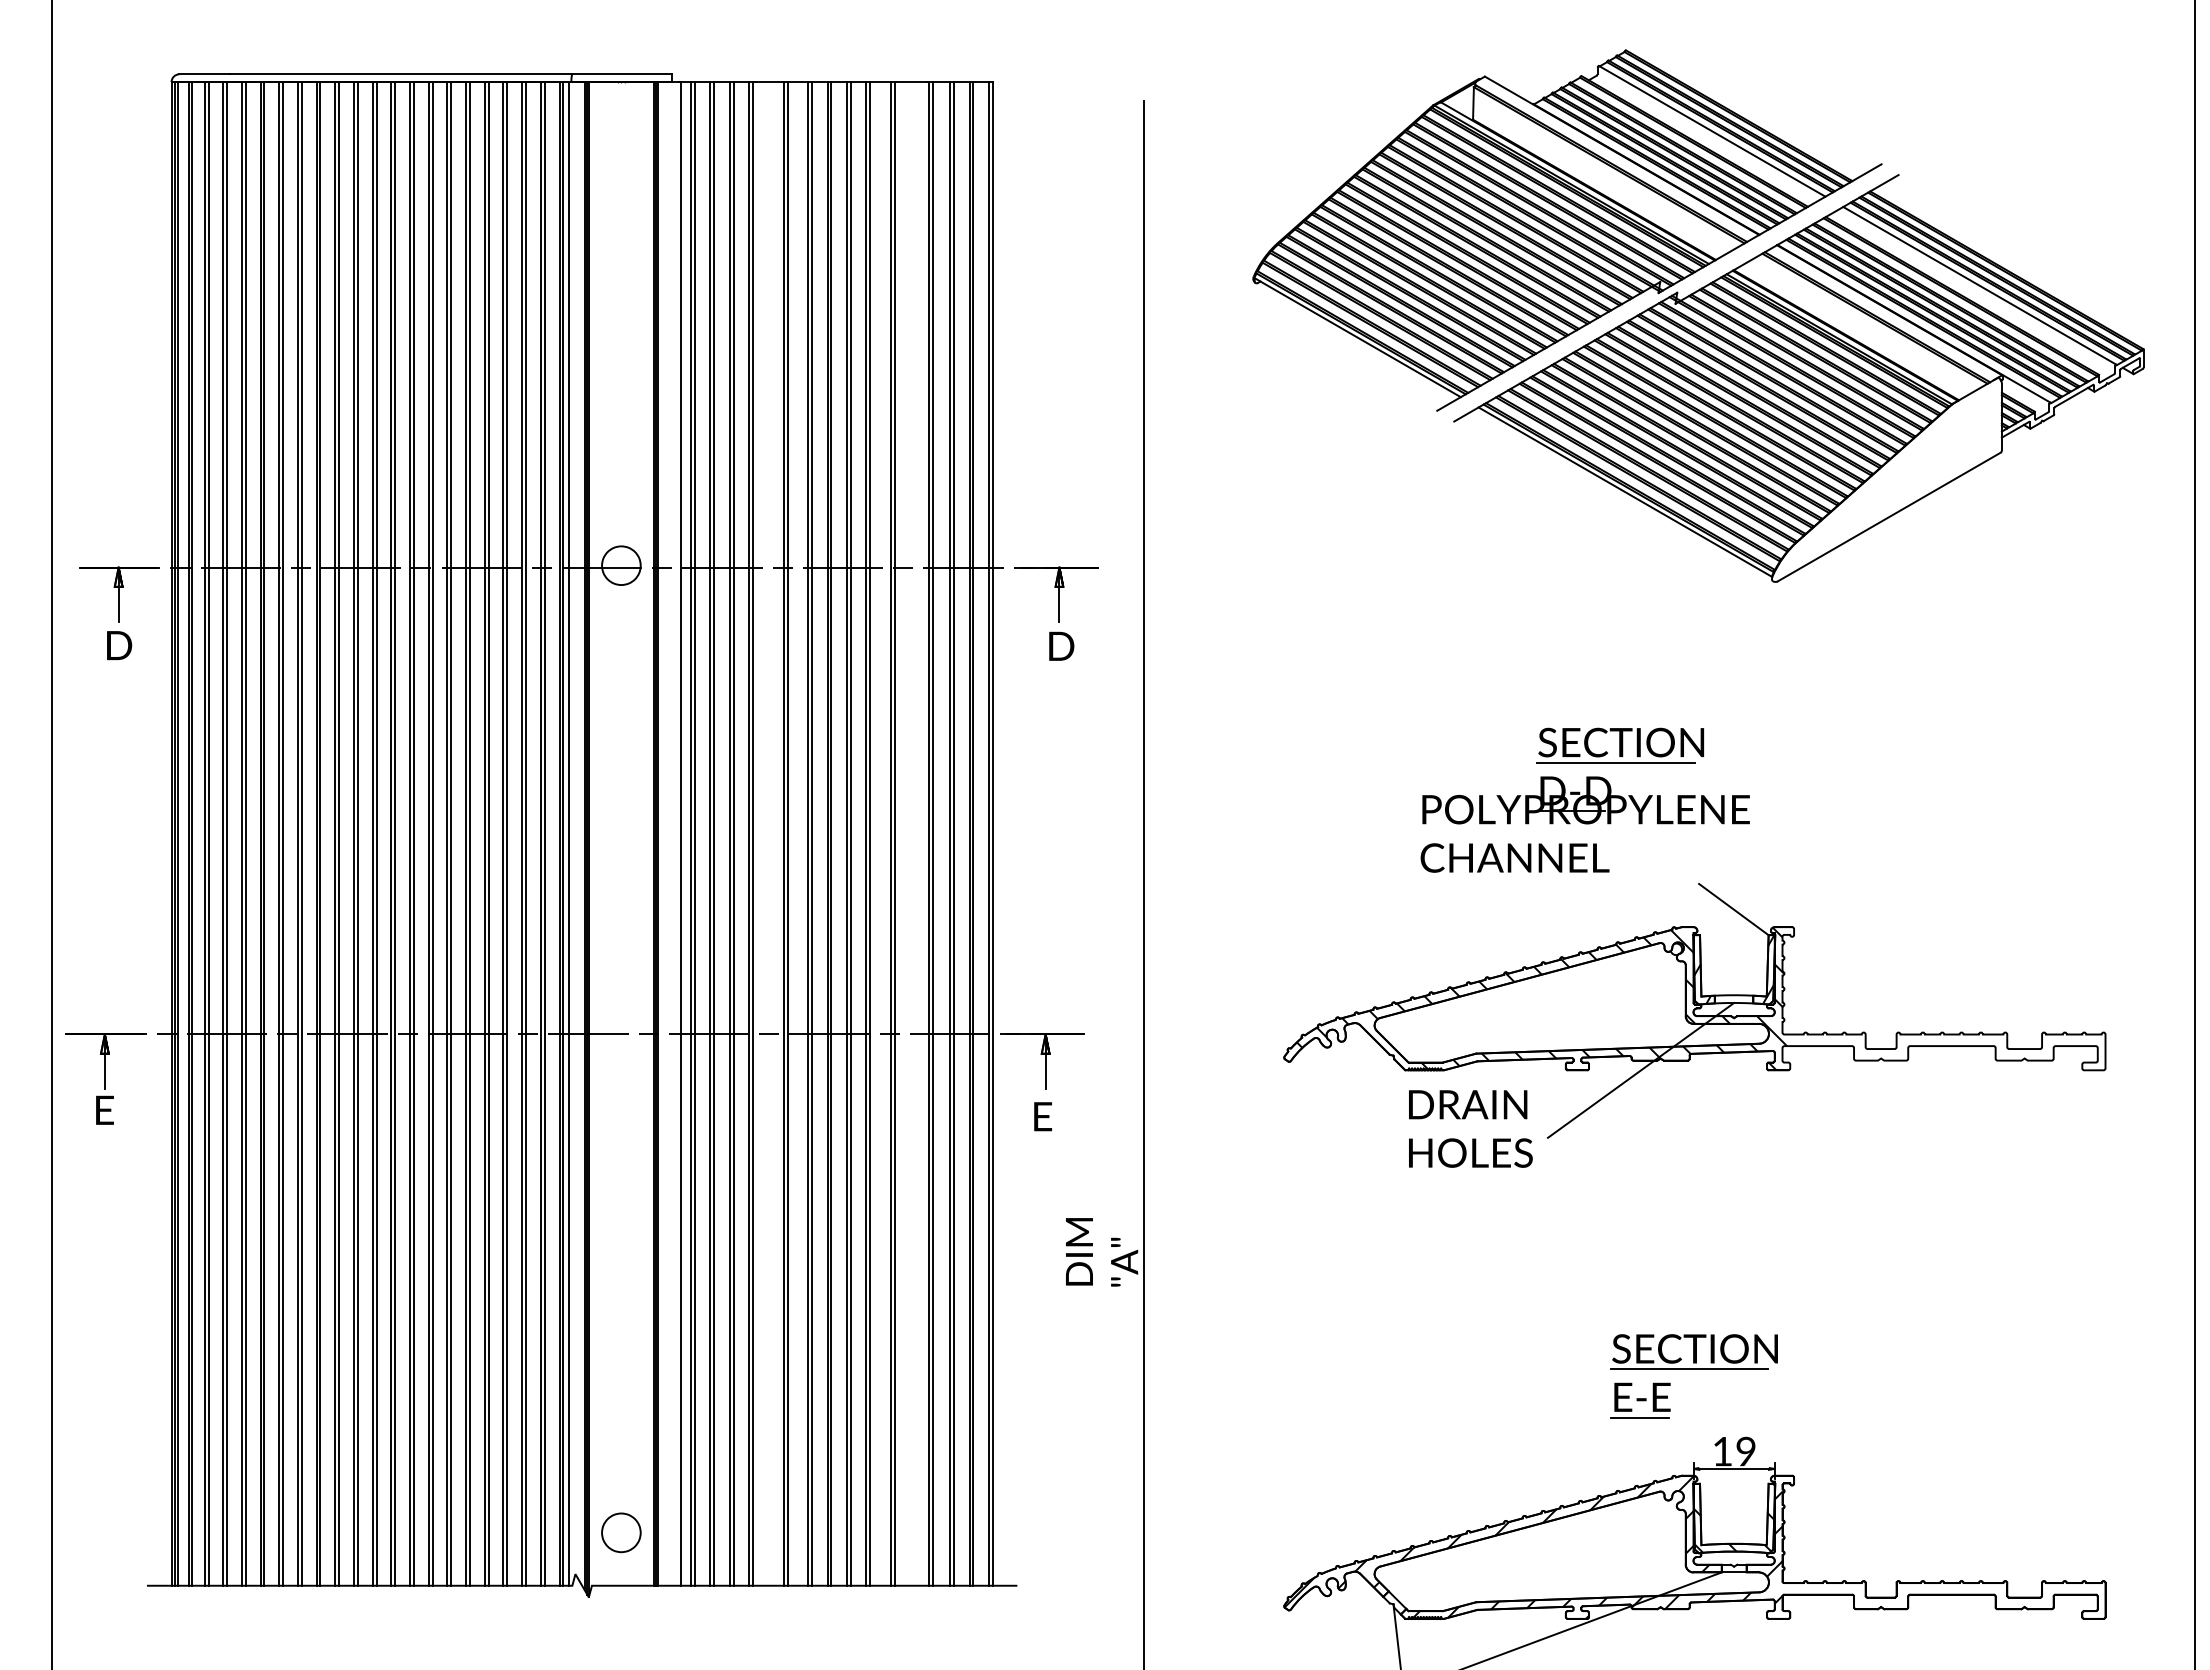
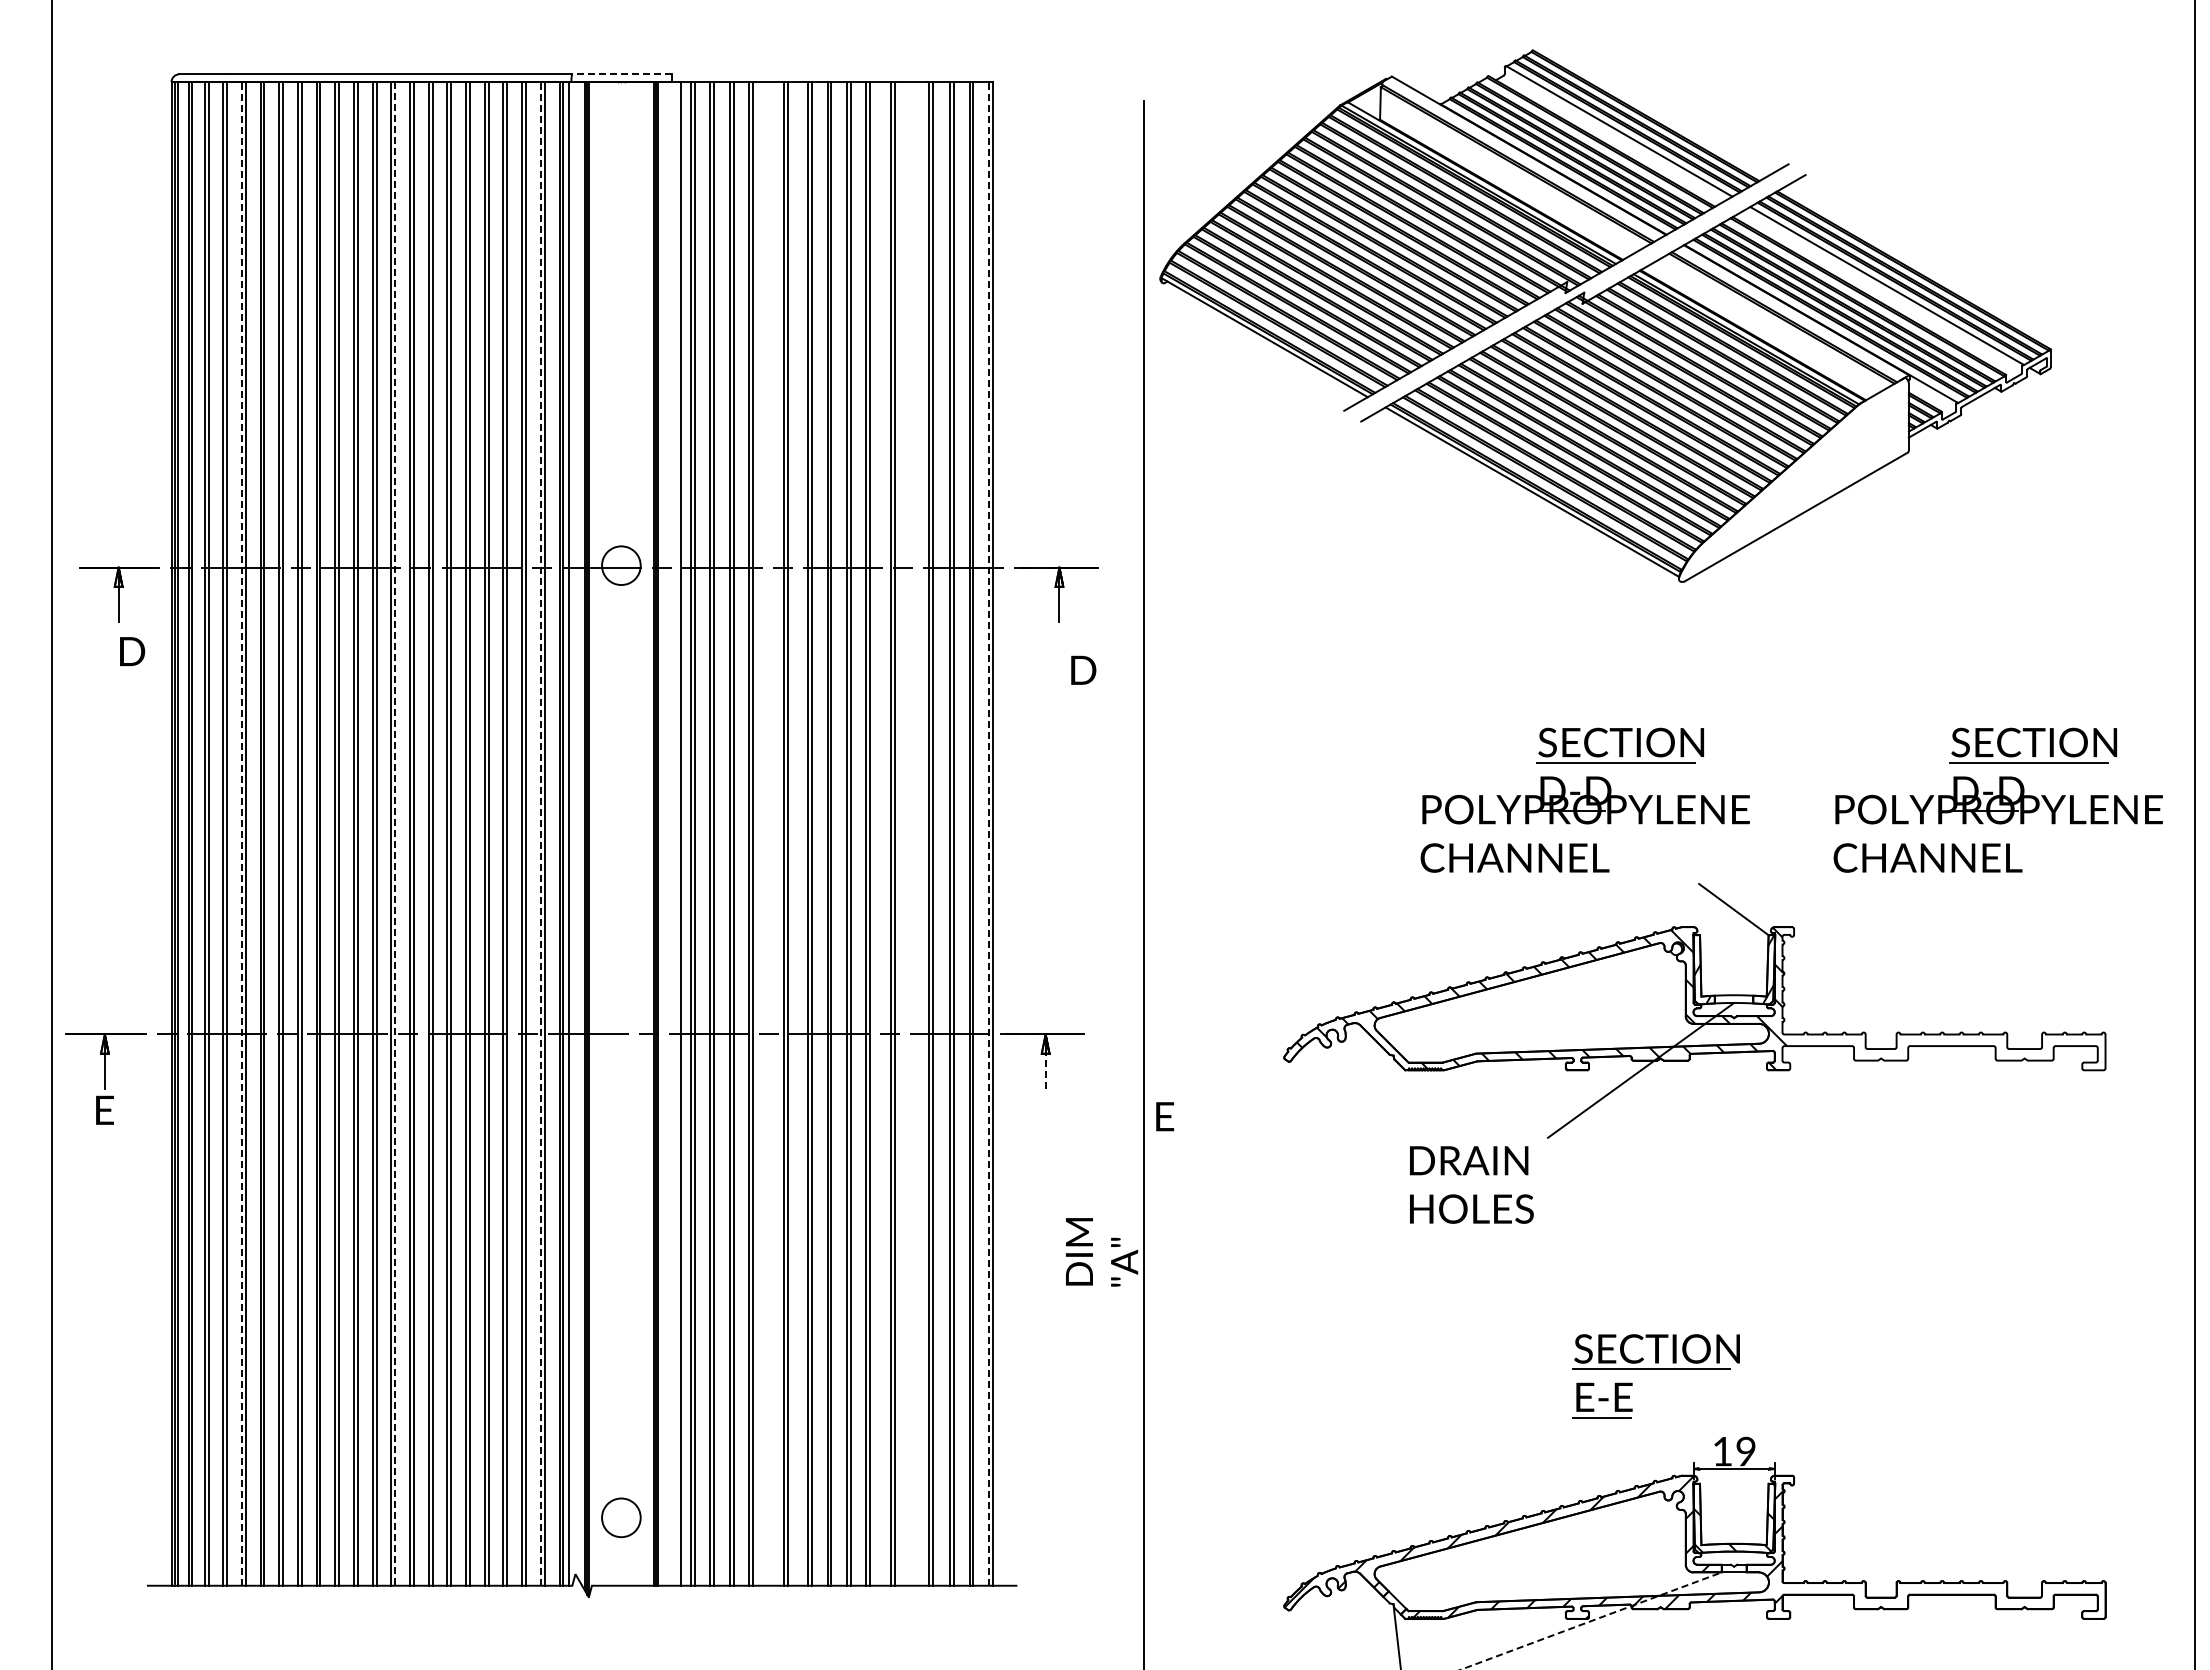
line: solid -> dashed (622, 74)
part position: (1698, 315) -> (1605, 315) (1605, 315)
text position: (119, 645) -> (132, 651) (132, 651)
text position: (1061, 645) -> (1083, 669) (1083, 669)
part: none -> present (1997, 799)
line: solid -> dashed (241, 833)
line: solid -> dashed (395, 833)
line: solid -> dashed (540, 833)
line: solid -> dashed (988, 833)
line: solid -> dashed (1045, 1071)
text position: (1042, 1116) -> (1164, 1116) (1164, 1116)
text position: (1470, 1128) -> (1471, 1184) (1471, 1184)
part position: (1693, 1369) -> (1655, 1369) (1655, 1369)
part position: (621, 1532) -> (621, 1517) (621, 1517)
line: solid -> dashed (1591, 1620)
